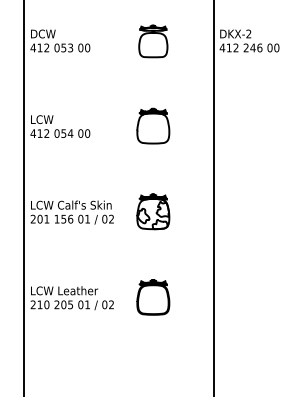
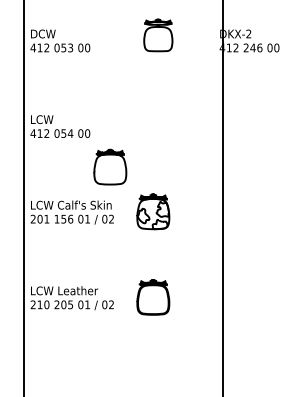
part position: (153, 41) -> (158, 35) (158, 35)
part position: (153, 125) -> (110, 166) (110, 166)
line position: (213, 197) -> (222, 197) (222, 197)
